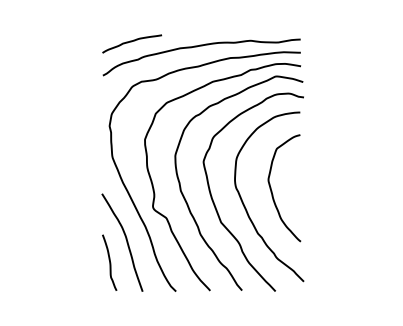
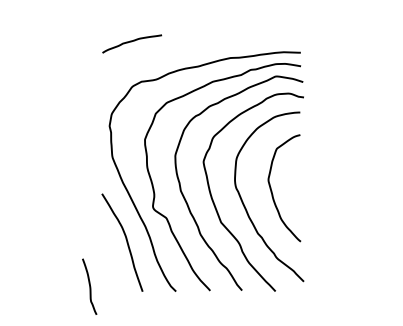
curve: present -> none (197, 47)
curve position: (109, 262) -> (89, 286) (89, 286)
